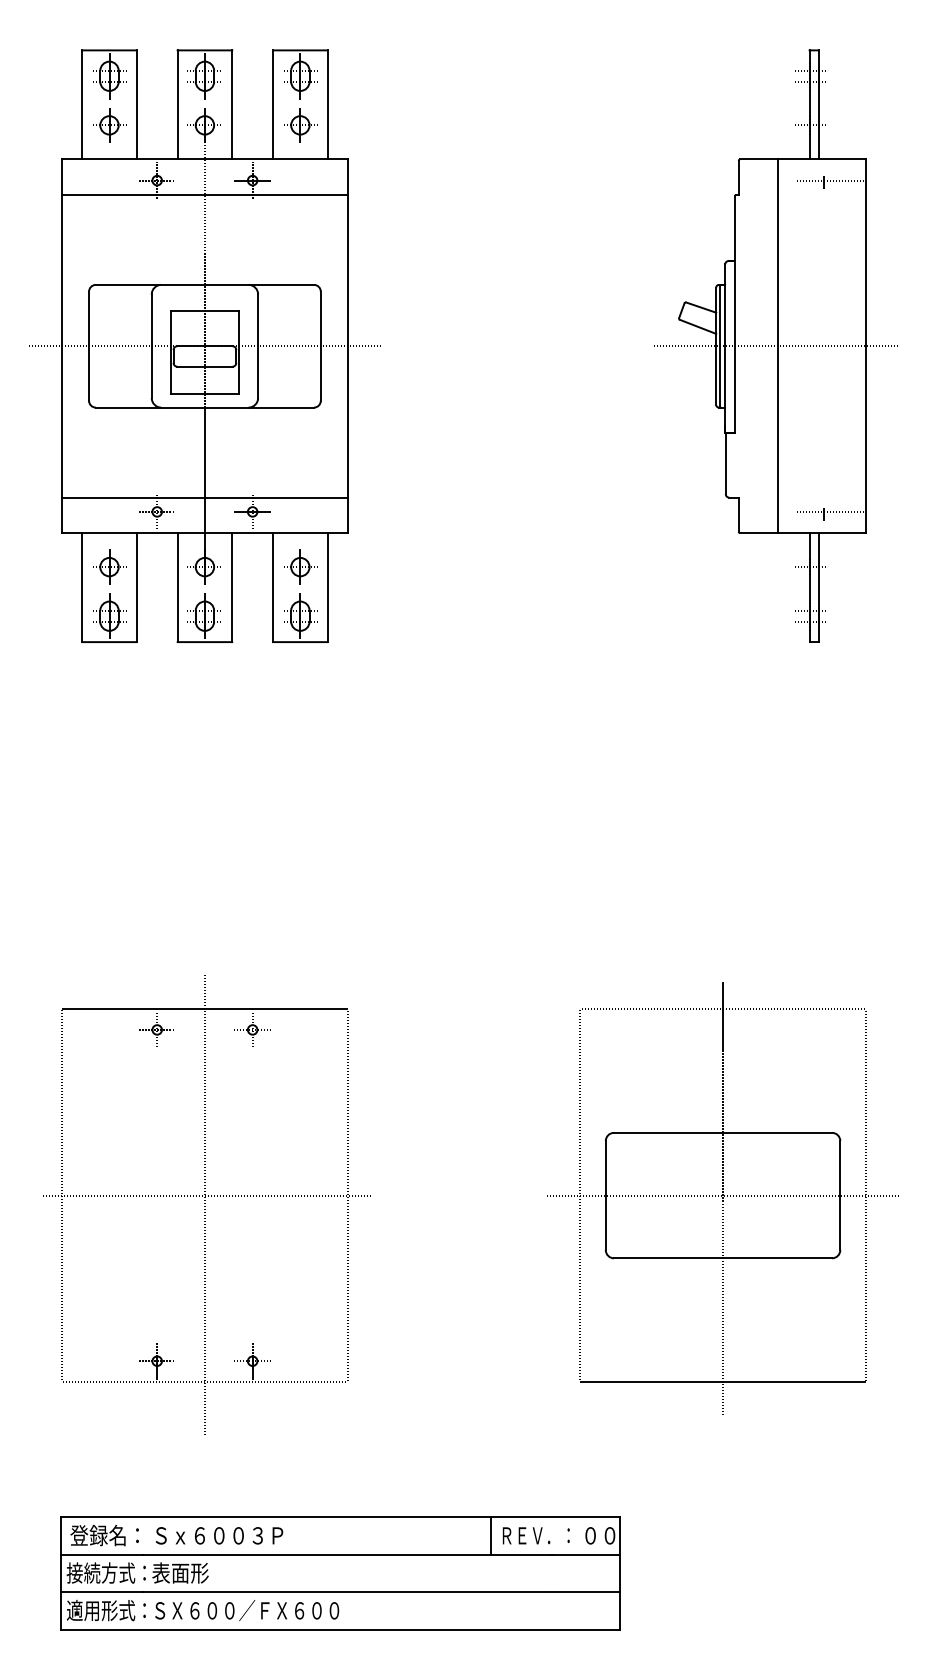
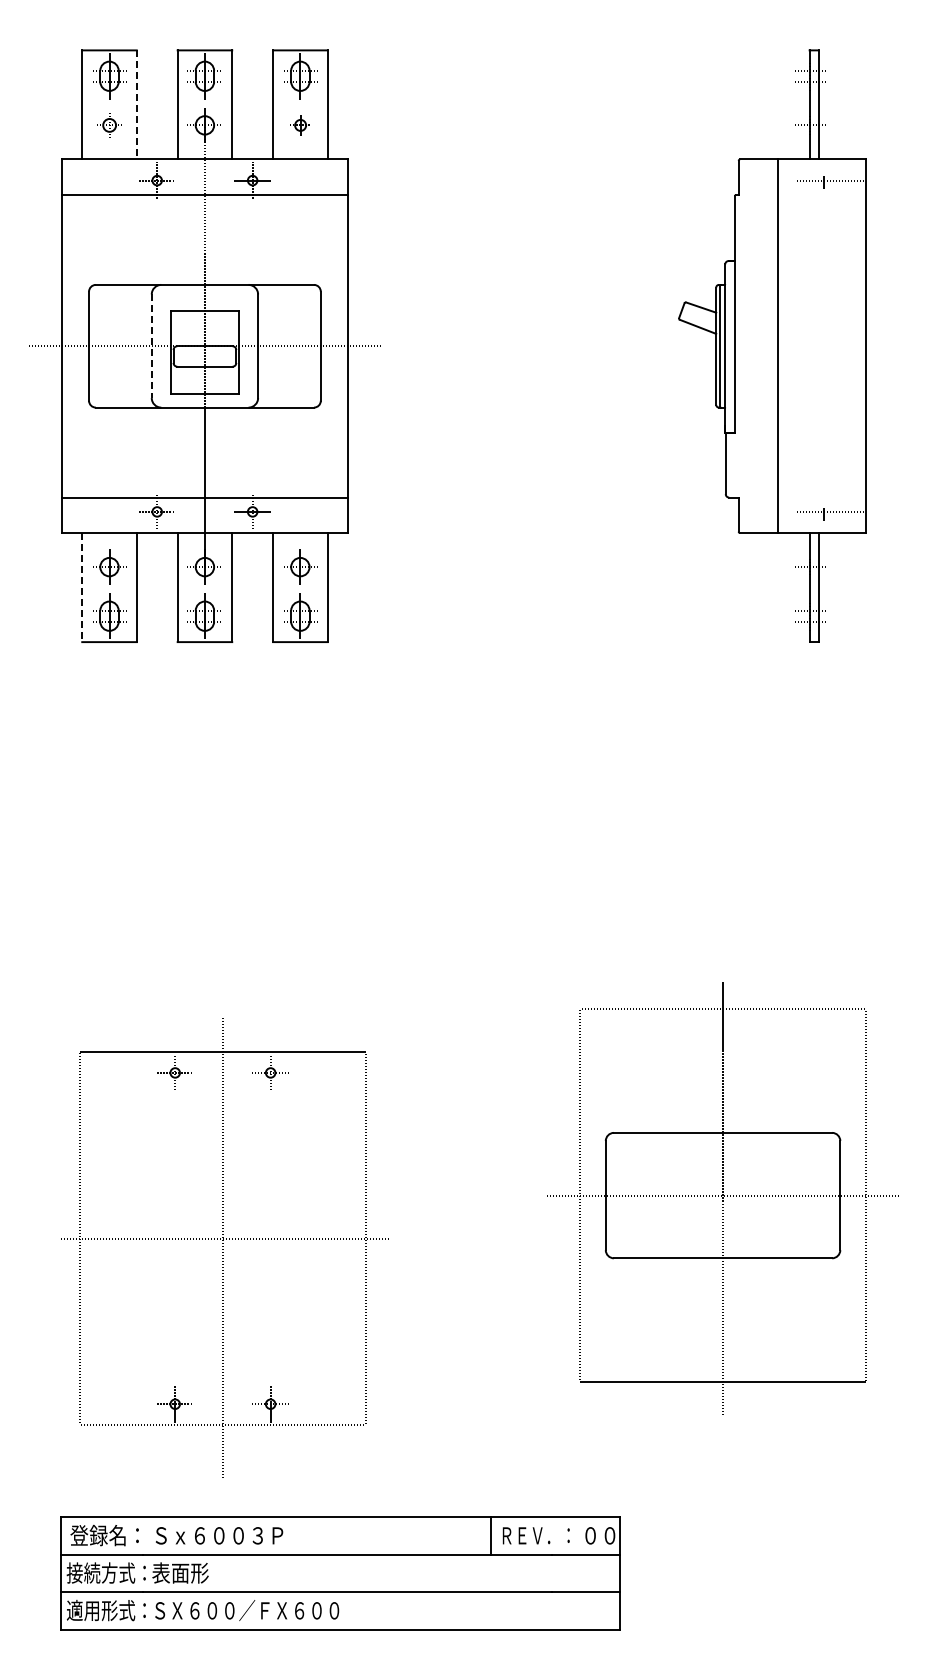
line: solid -> dashed (136, 104)
part size: 34x35 px -> 25x25 px (109, 125)
part size: 34x35 px -> 20x21 px (299, 125)
line: solid -> dashed (151, 346)
line: present -> none (776, 346)
line: solid -> dashed (82, 587)
part position: (206, 1204) -> (224, 1247) (224, 1247)
